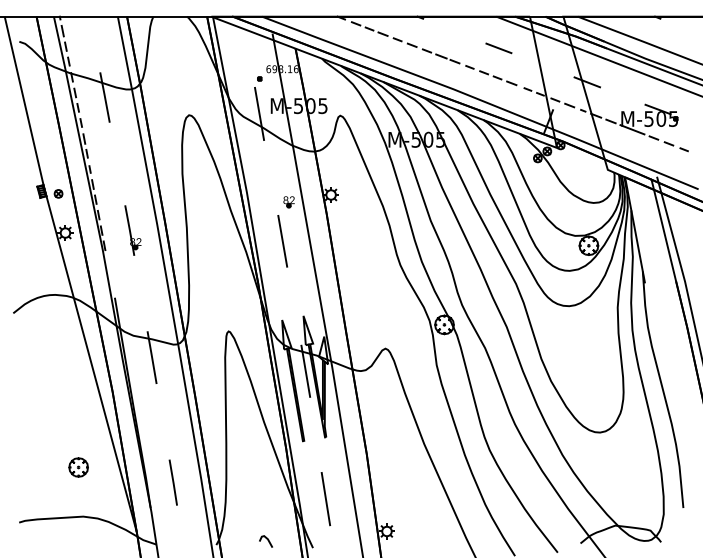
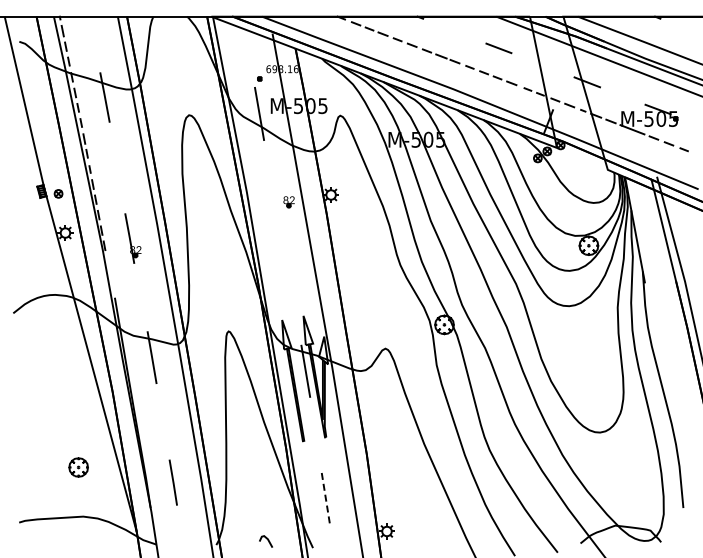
part position: (132, 230) -> (132, 238) (132, 238)
line: present -> none (282, 240)
line: solid -> dashed (326, 499)
